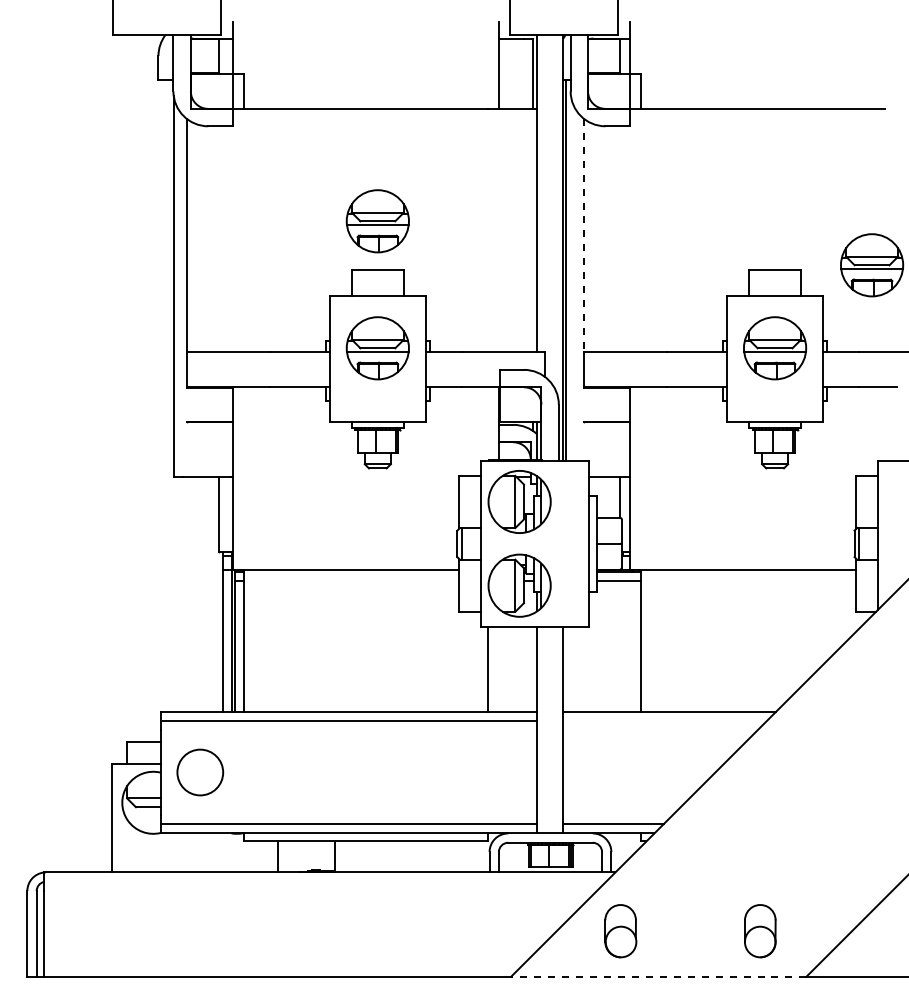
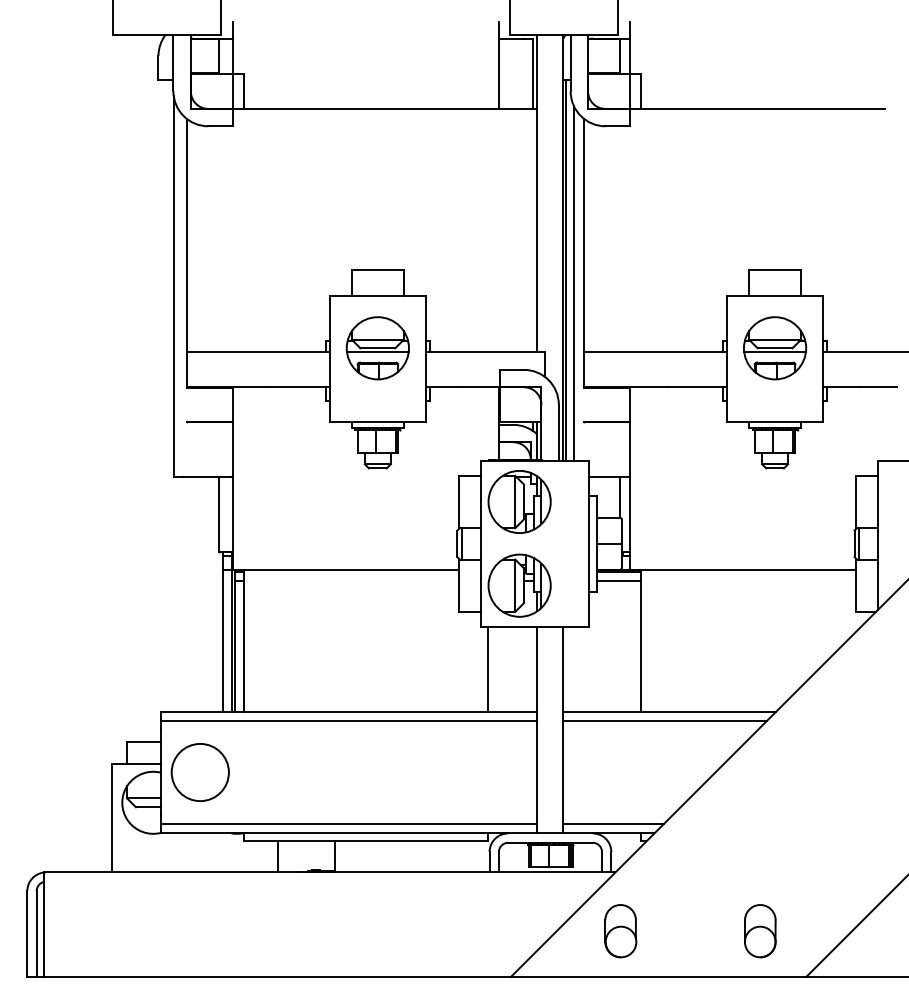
part: present -> none (377, 221)
line: dashed -> solid (583, 235)
part: present -> none (872, 265)
line: none -> present (574, 283)
line: none -> present (664, 720)
circle diameter: 46 px -> 57 px (199, 772)
line: dashed -> solid (658, 976)
